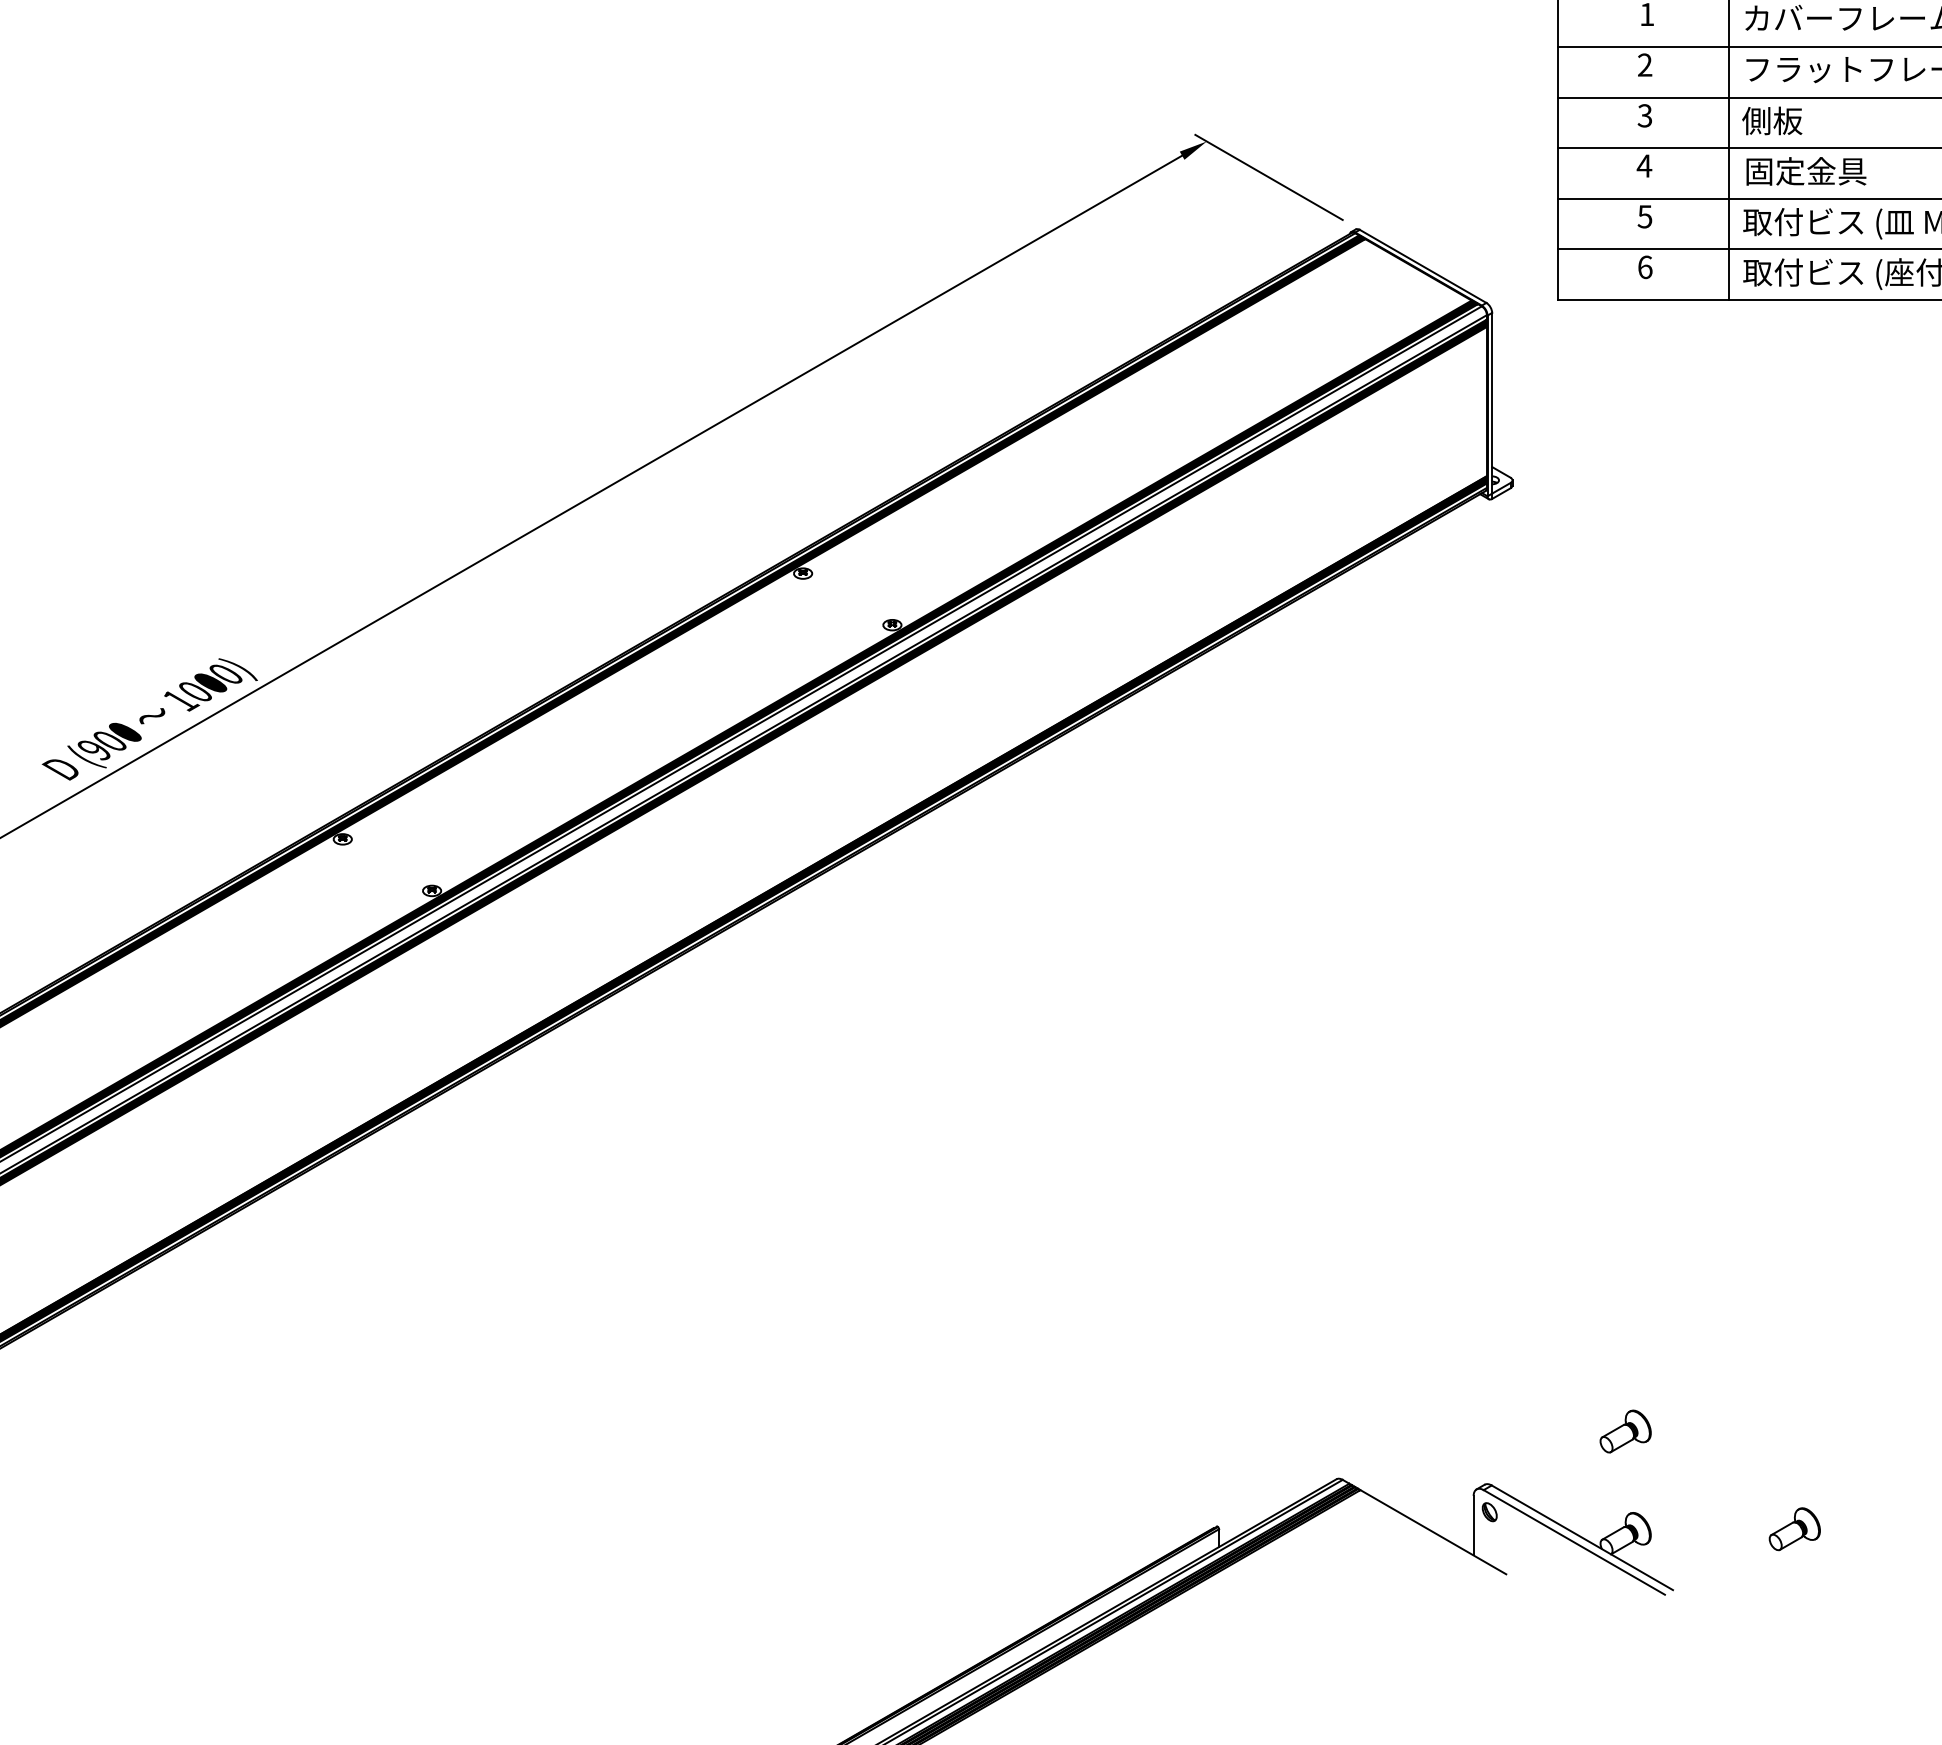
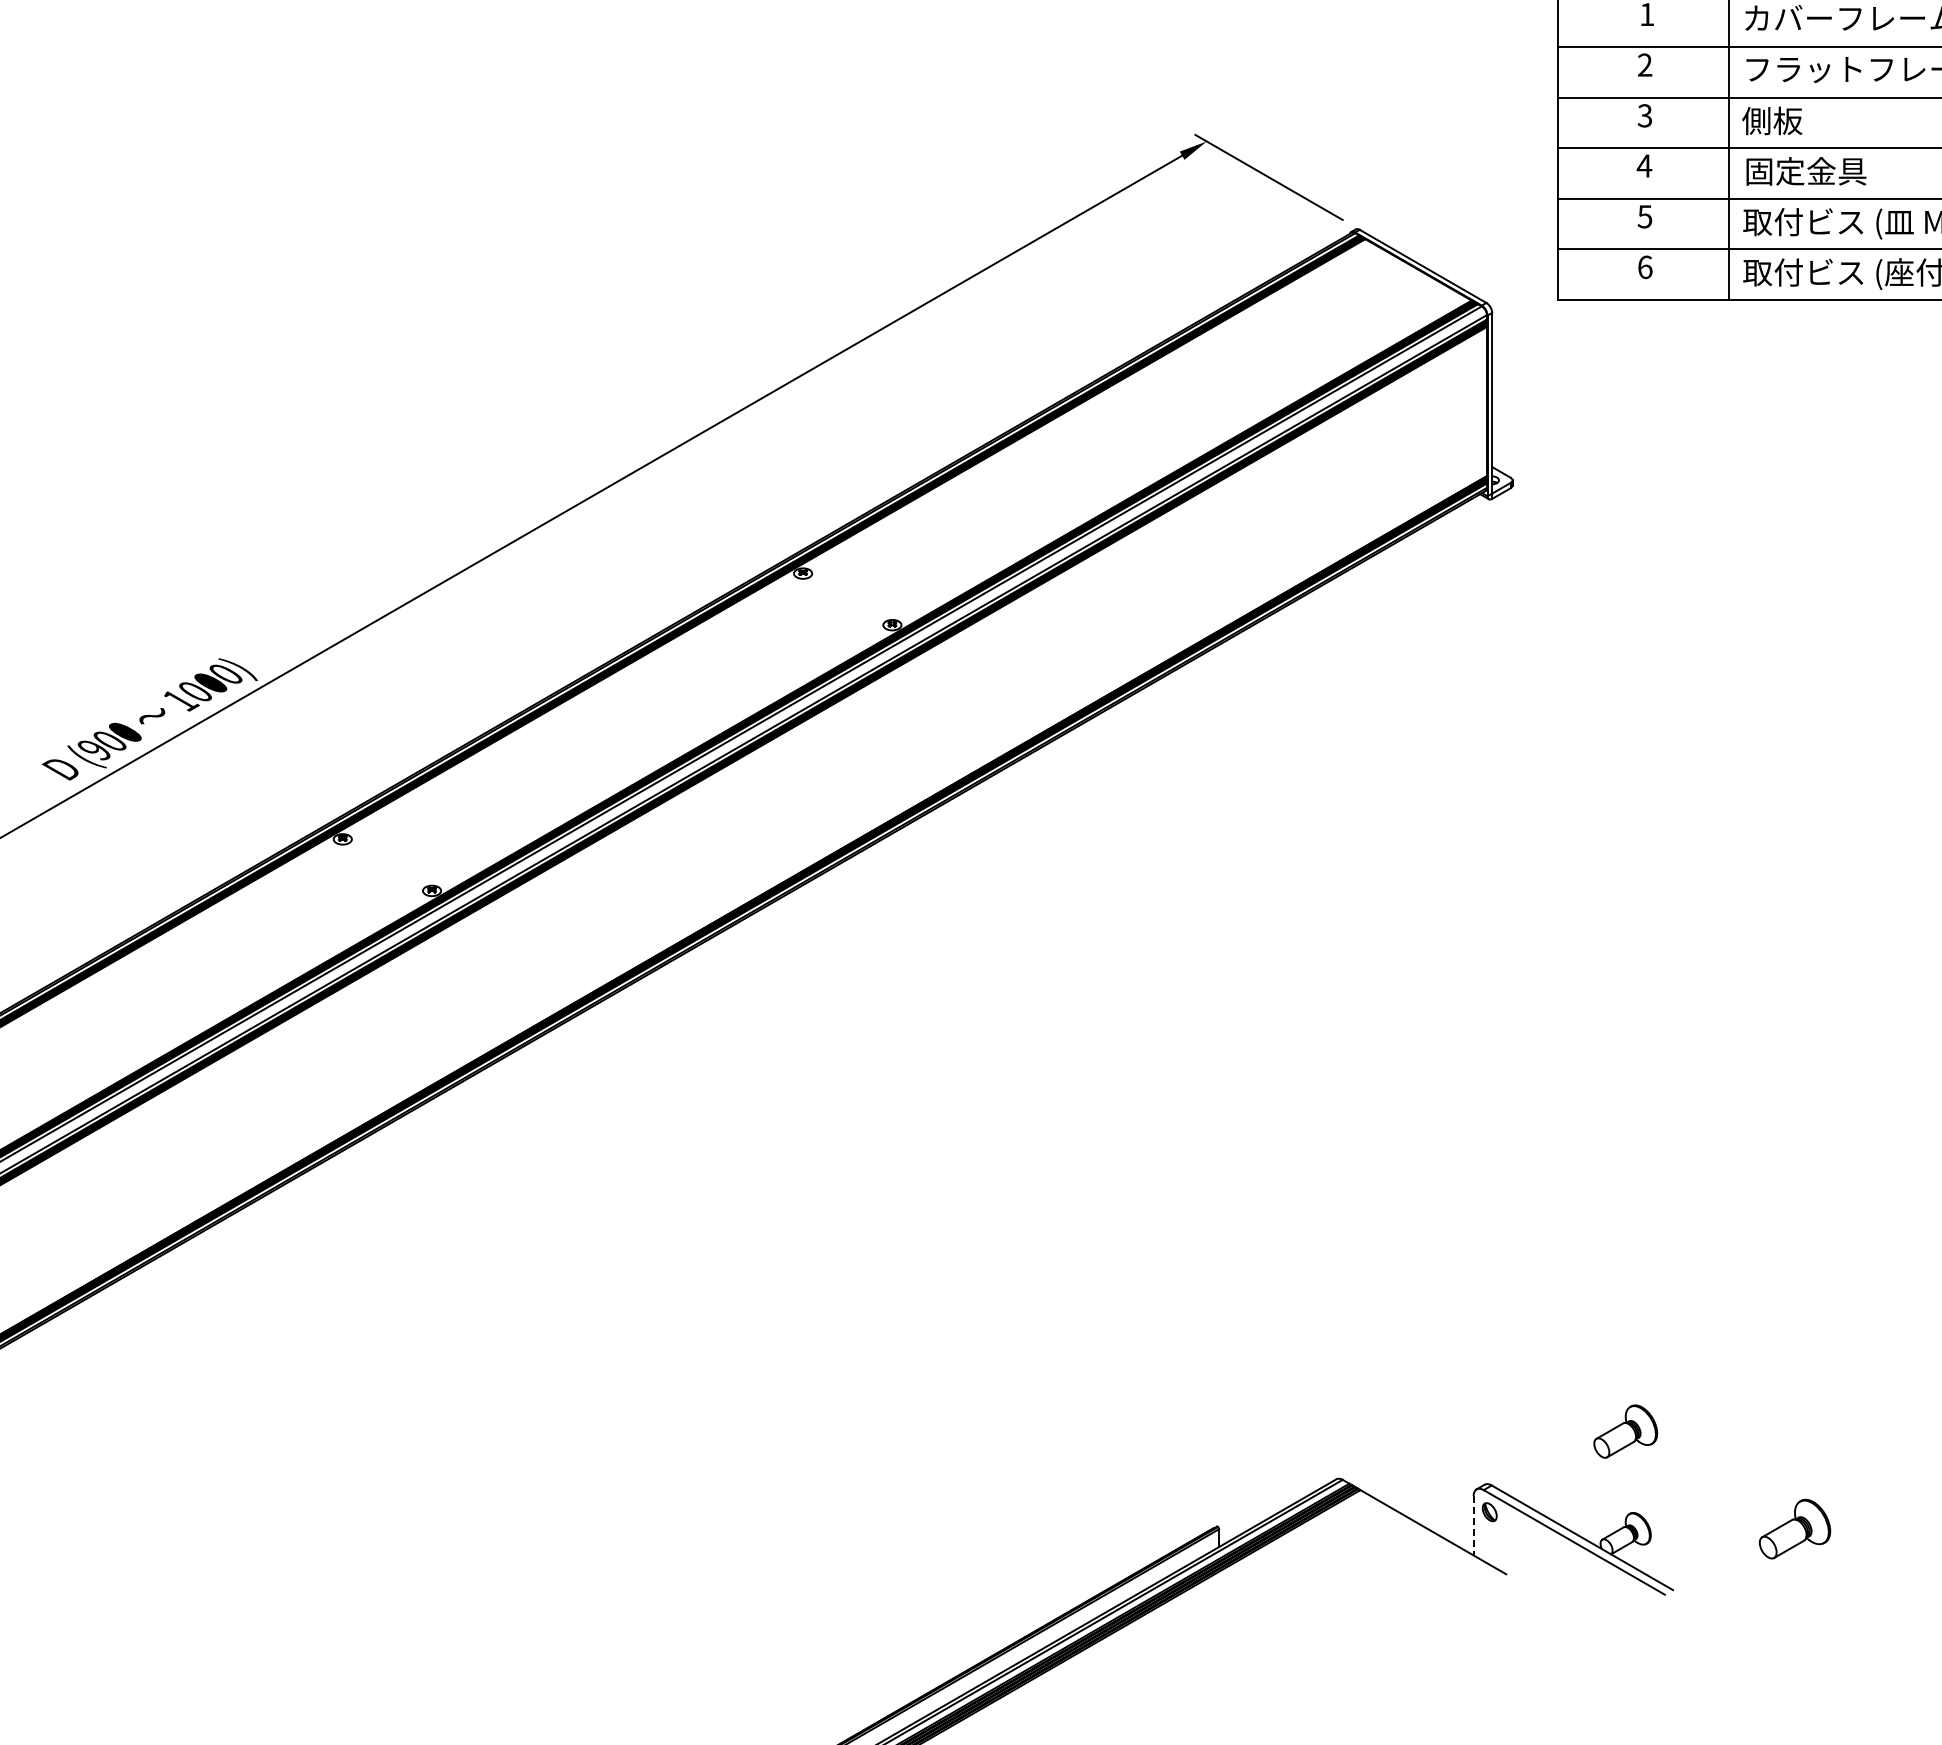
part size: 53x45 px -> 66x55 px (1625, 1431)
line: solid -> dashed (1473, 1525)
part size: 53x45 px -> 73x62 px (1795, 1528)
